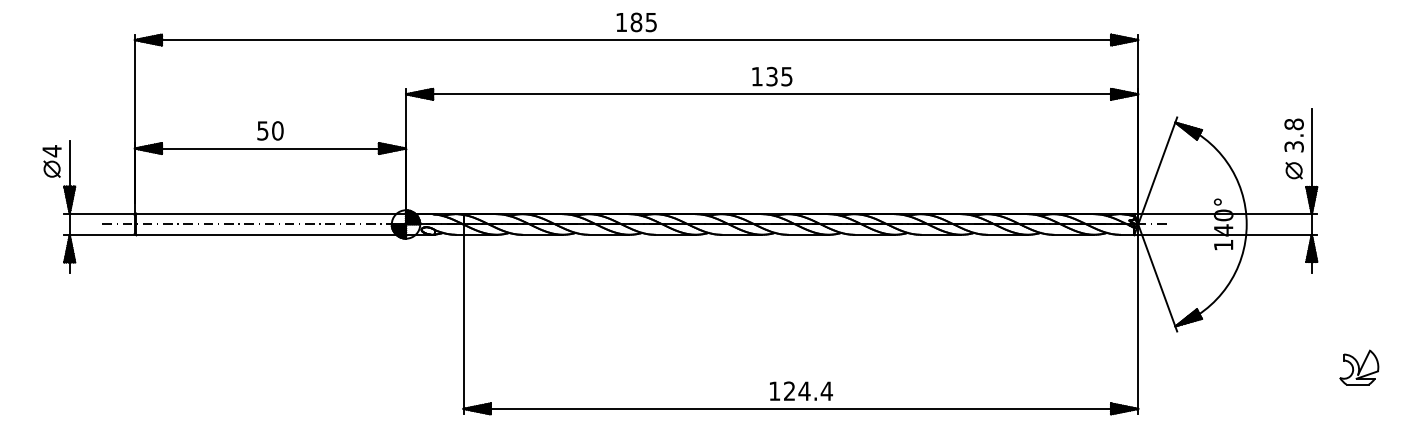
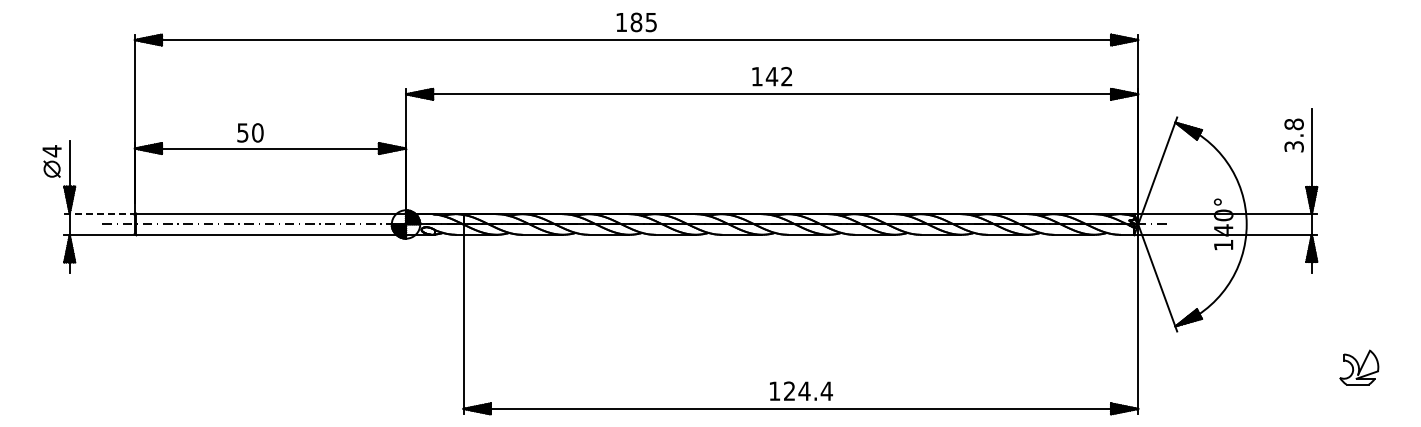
text: 135 -> 142 (778, 76)
text position: (270, 130) -> (250, 132) (250, 132)
part: present -> none (1293, 170)
line: solid -> dashed (100, 213)
